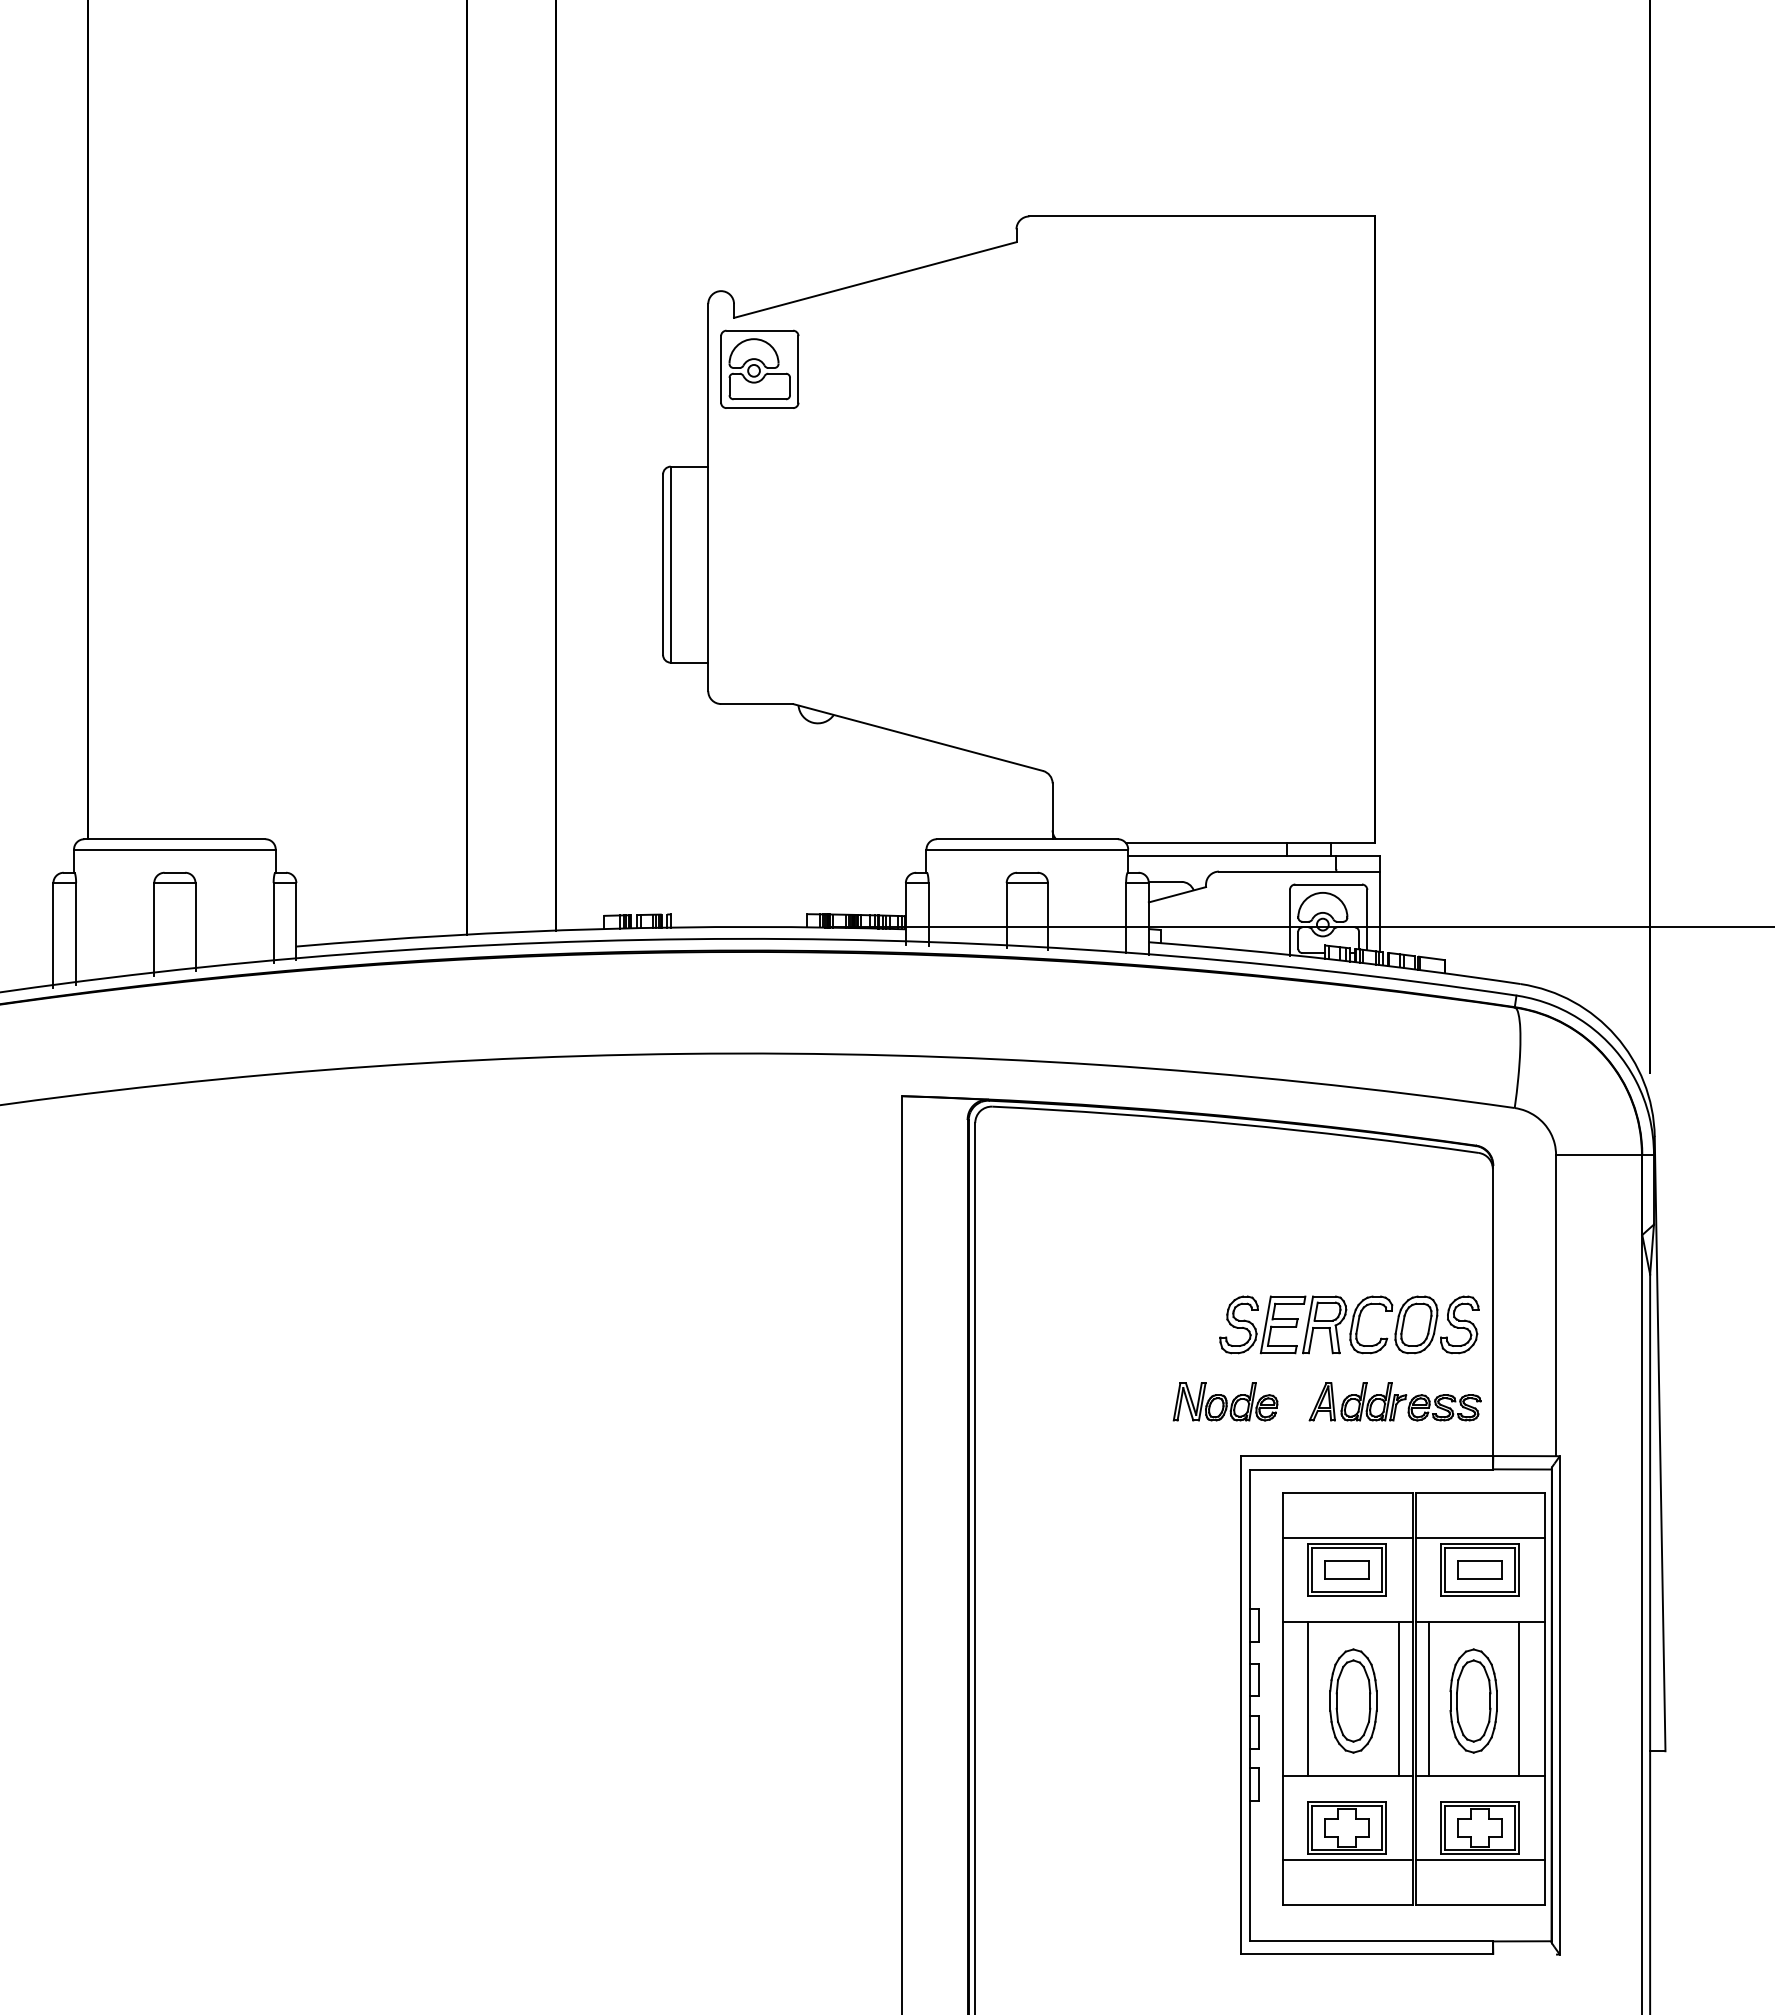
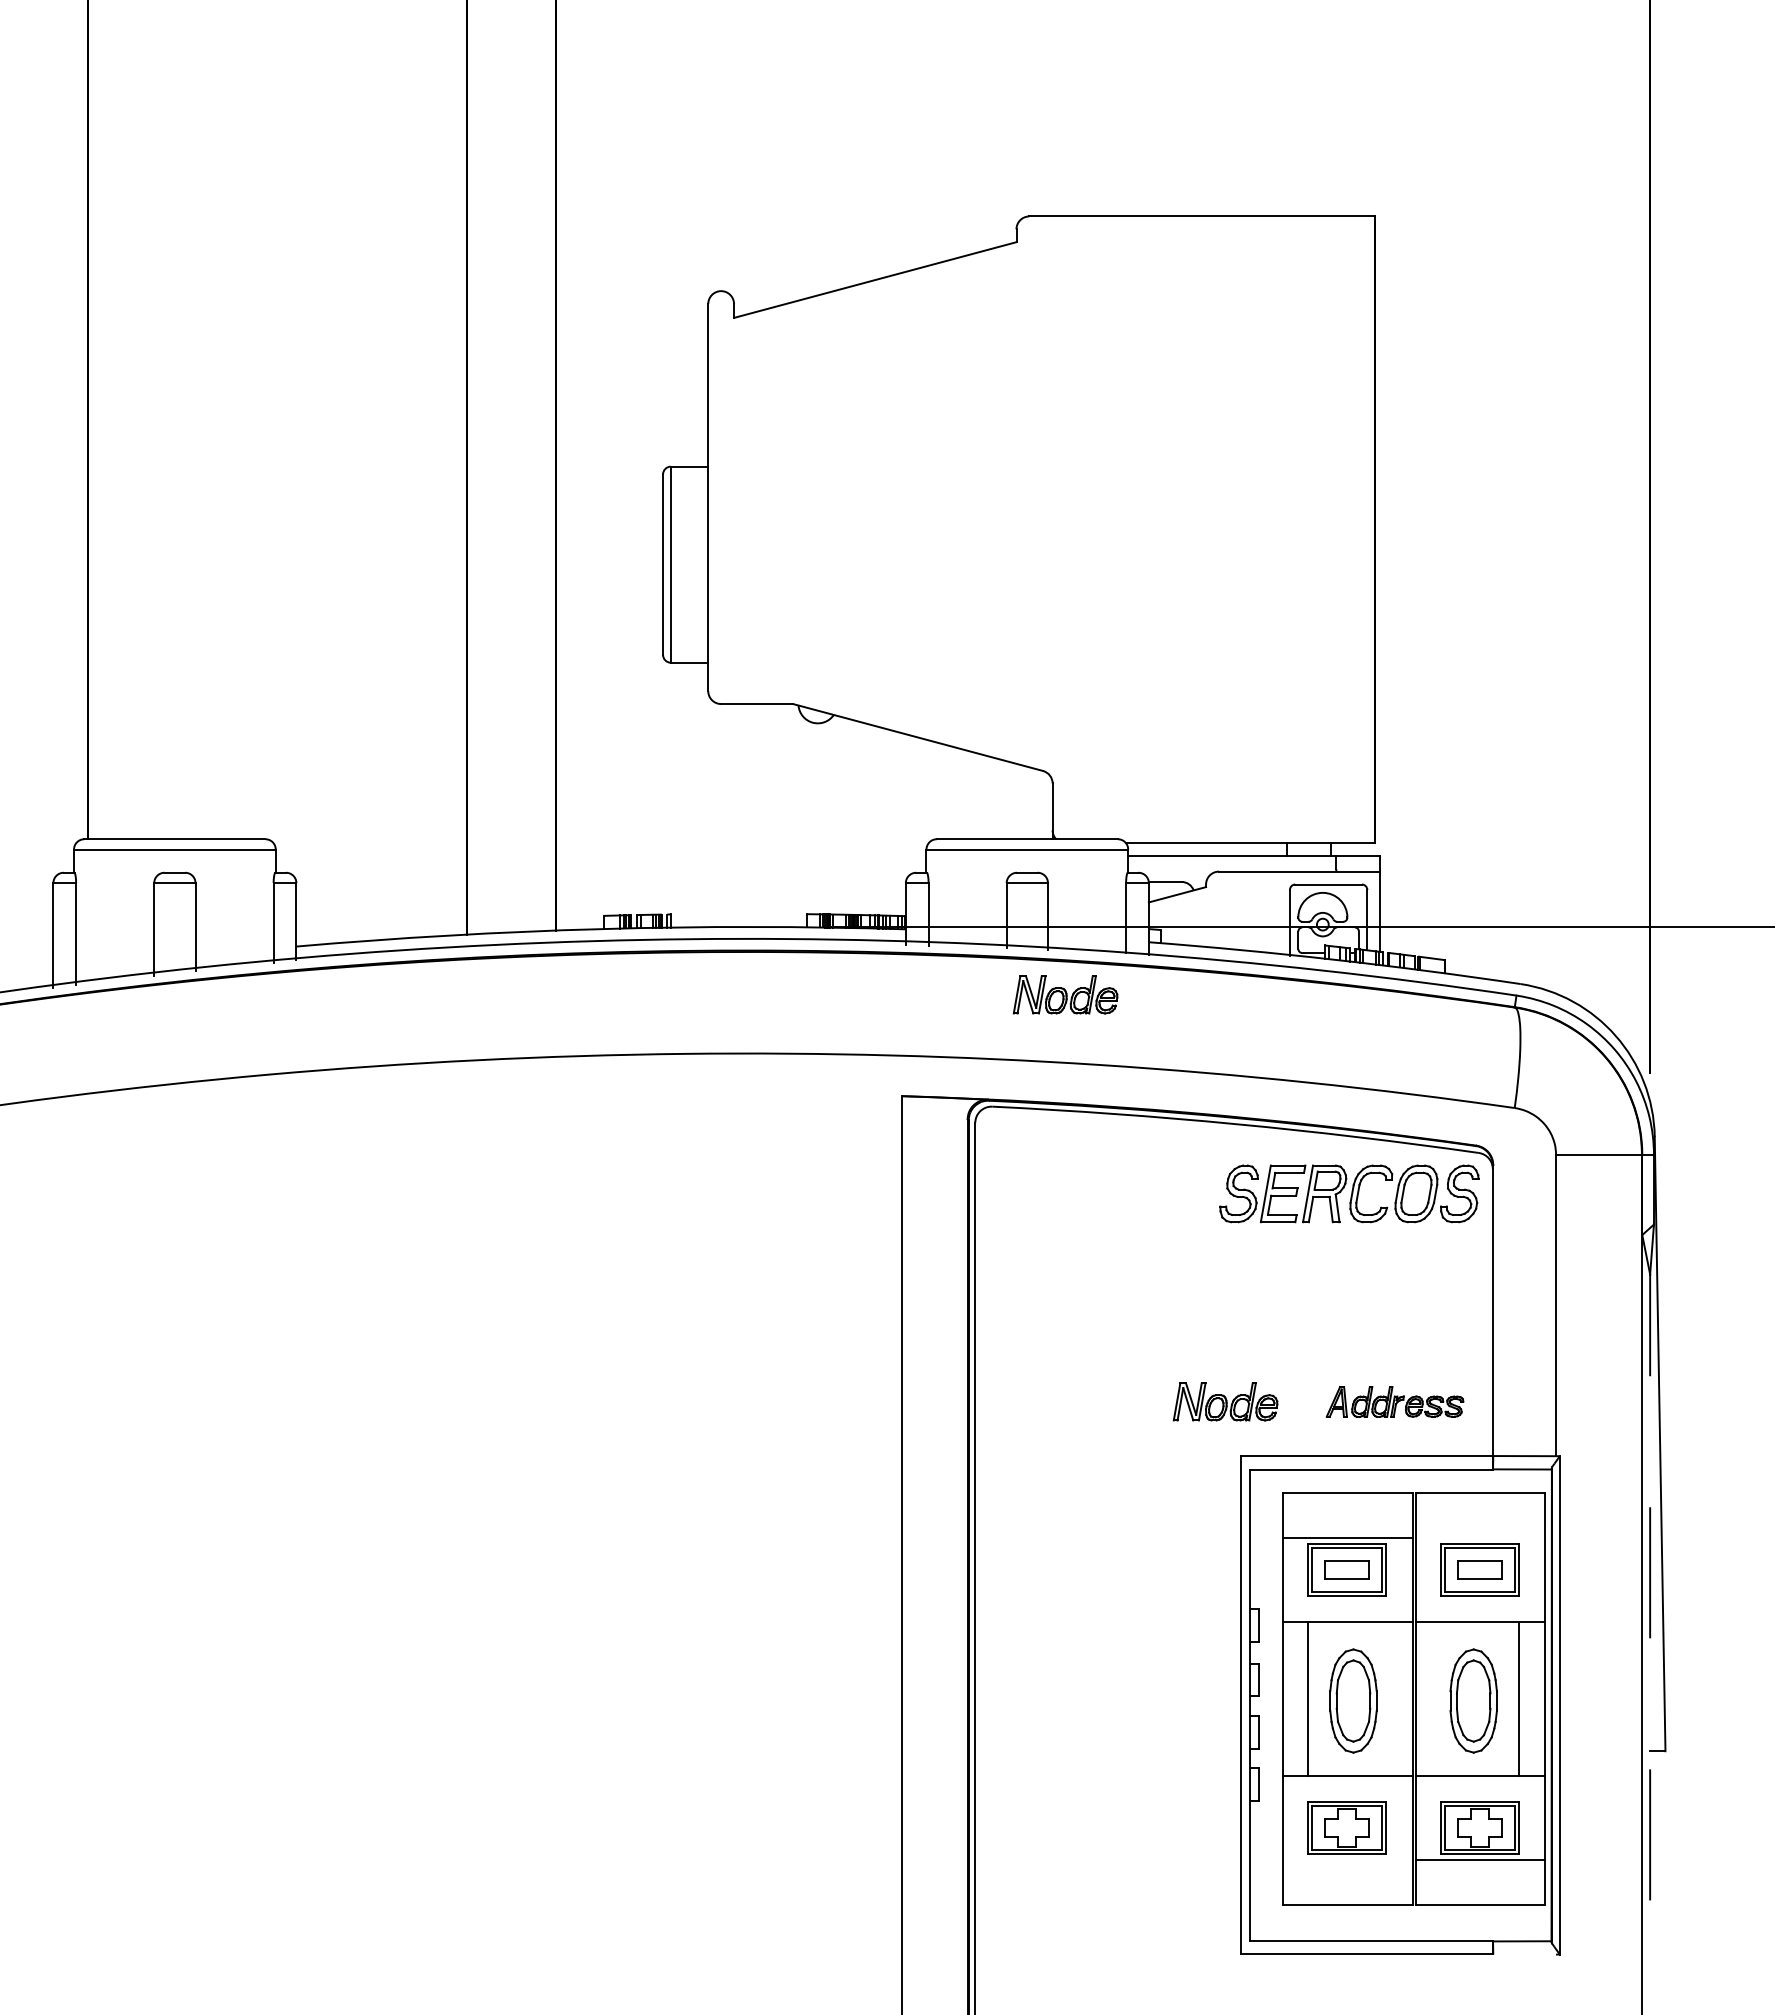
part: present -> none (759, 368)
part: none -> present (1065, 994)
part position: (1349, 1324) -> (1349, 1193) (1349, 1193)
part size: 174x40 px -> 140x32 px (1394, 1401)
line: present -> none (1479, 1537)
line: solid -> dashed (1650, 1644)
line: present -> none (1398, 1698)
line: present -> none (1428, 1698)
line: present -> none (1347, 1860)
